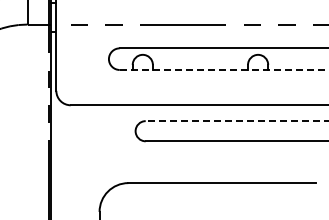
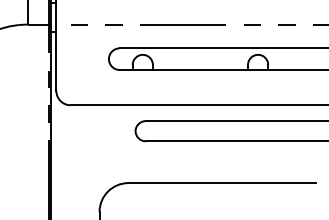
line: dashed -> solid (224, 69)
line: dashed -> solid (236, 121)
